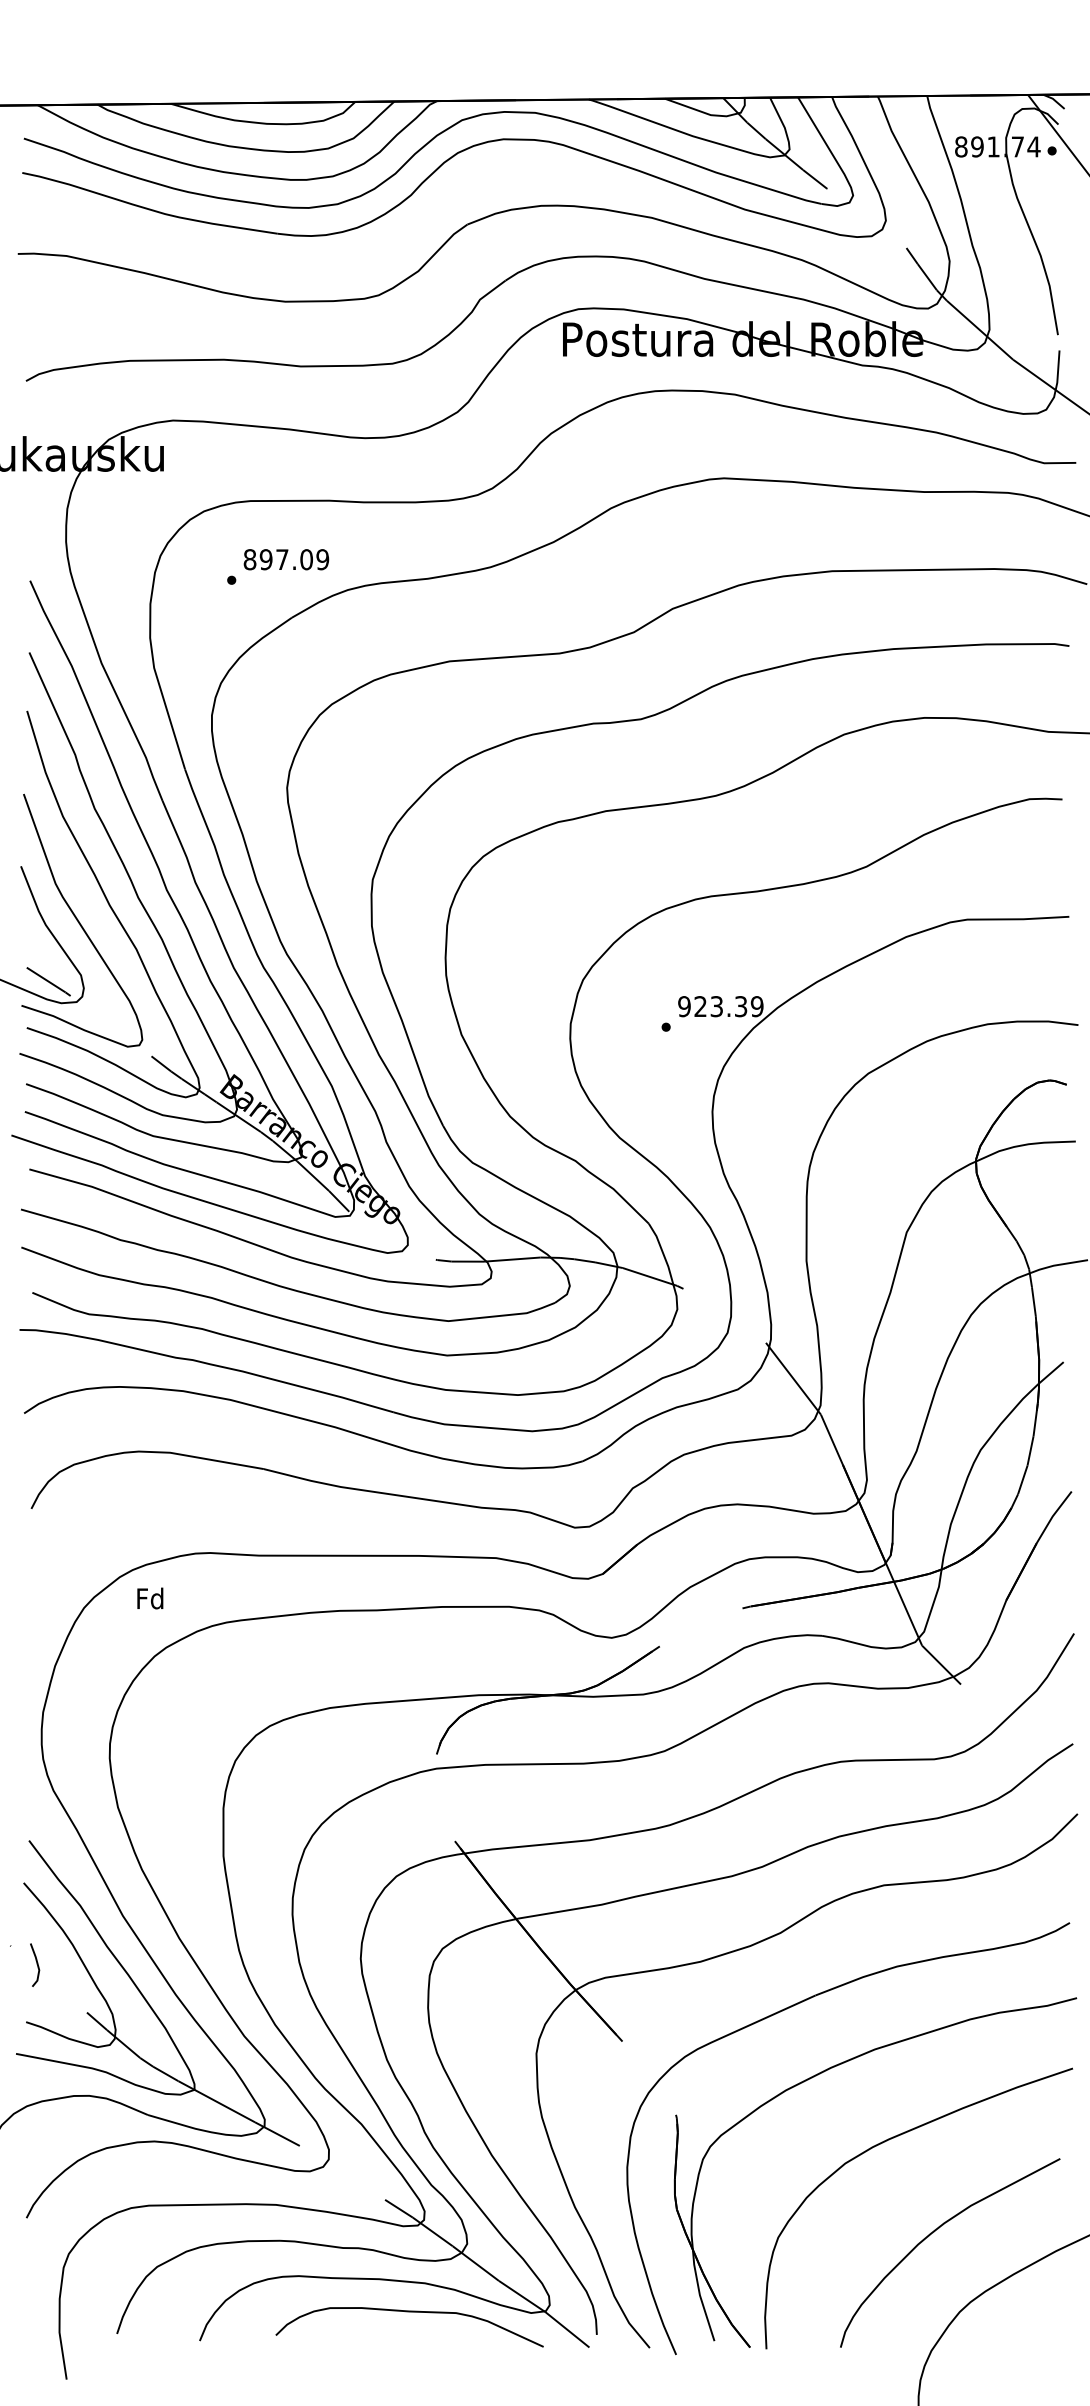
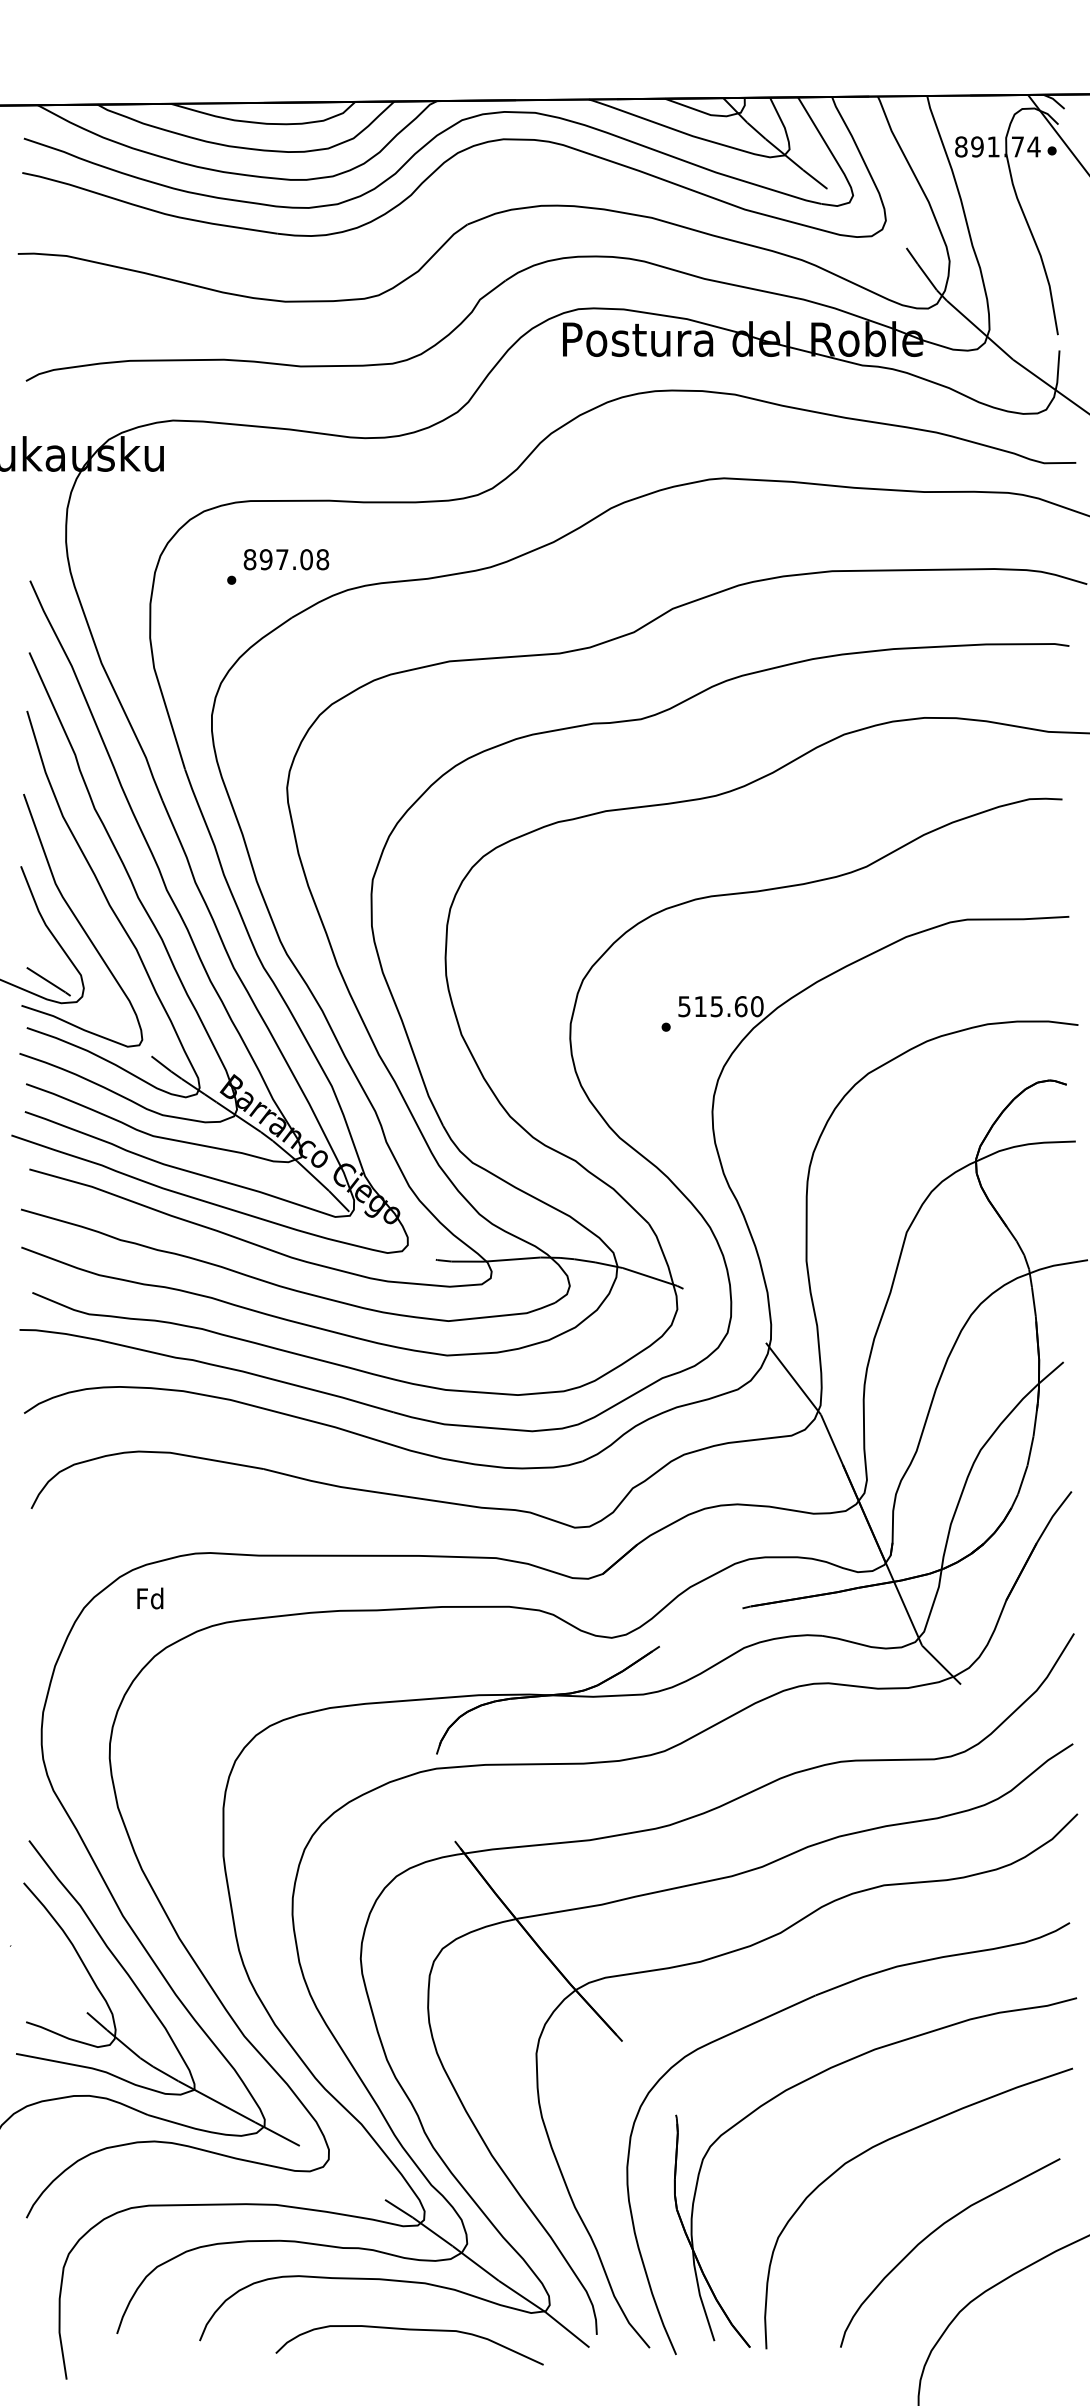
text: 897.09 -> 897.08 (322, 559)
text: 923.39 -> 515.60 (720, 1006)
line: present -> none (36, 1964)
curve position: (409, 2312) -> (409, 2330) (409, 2330)
